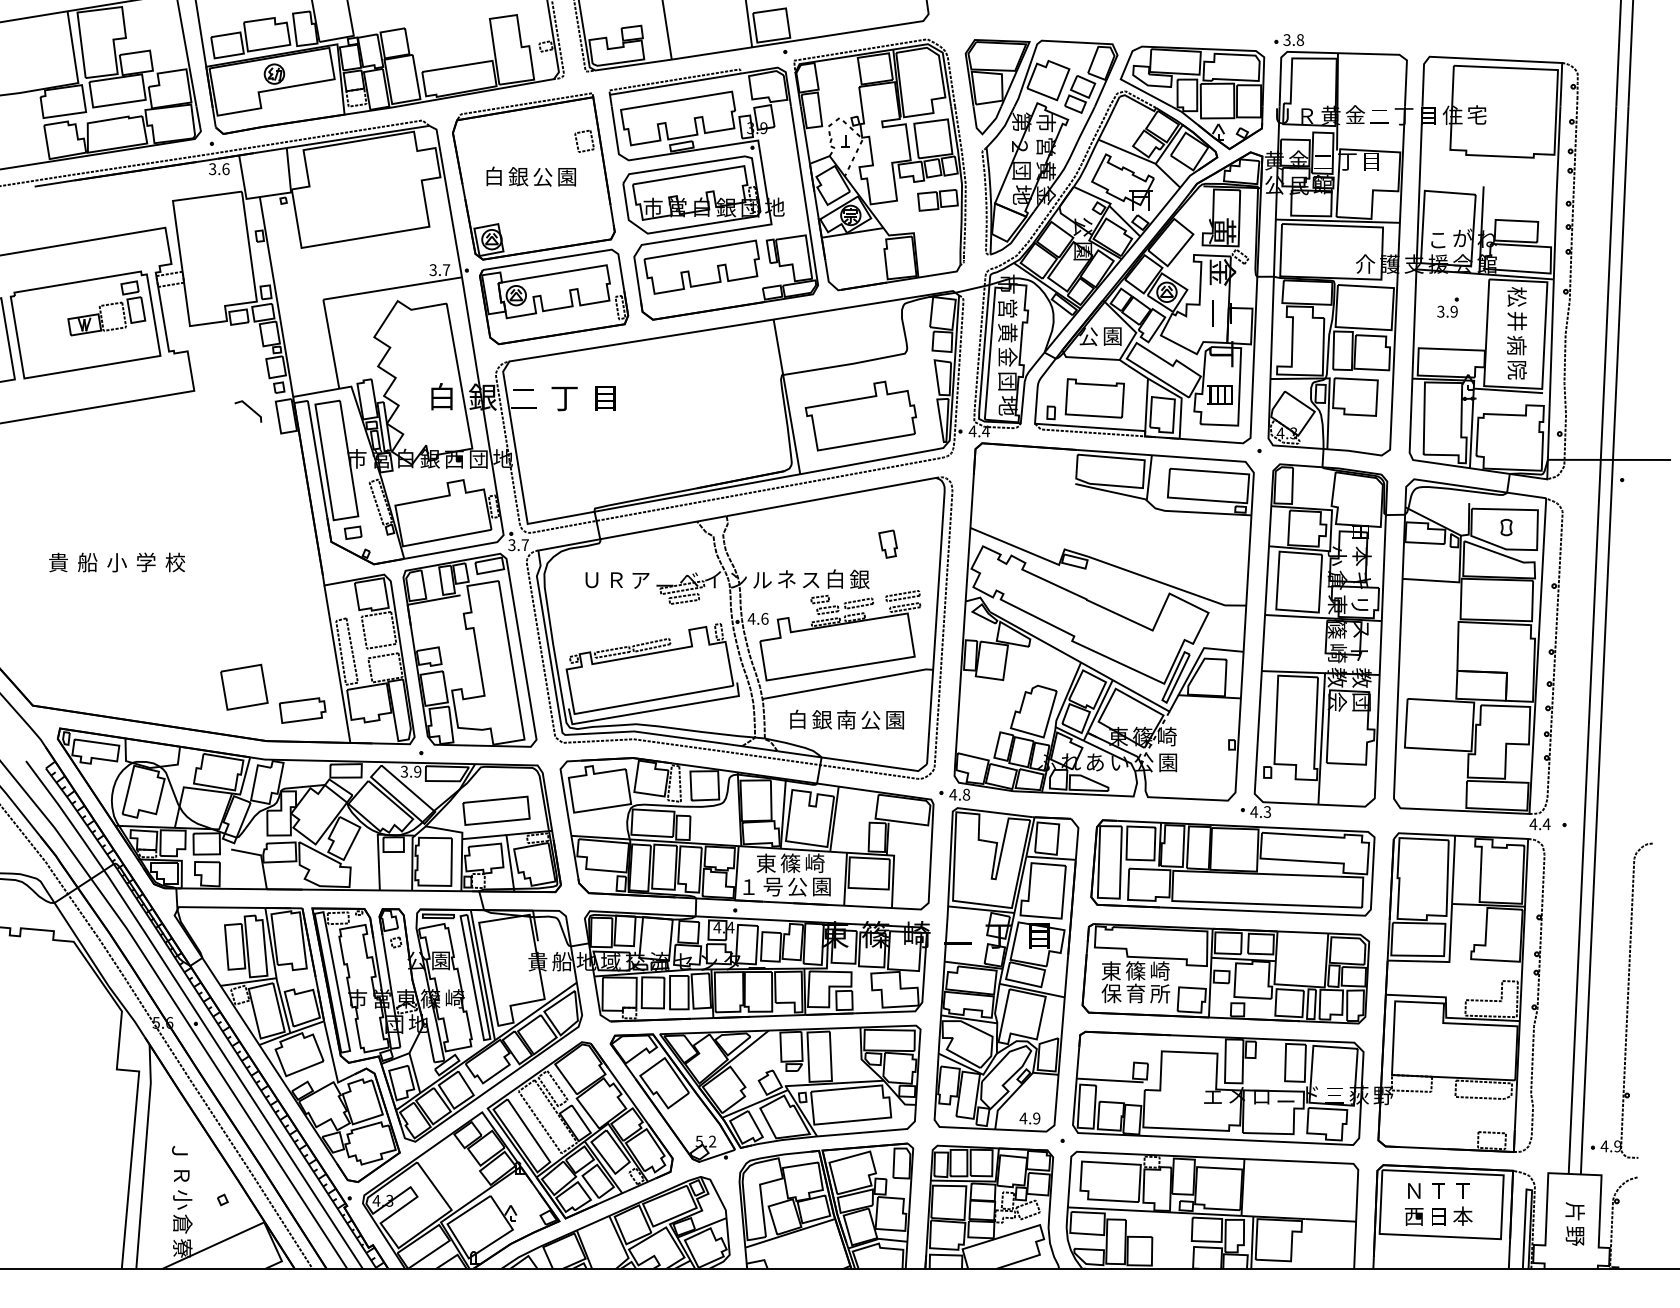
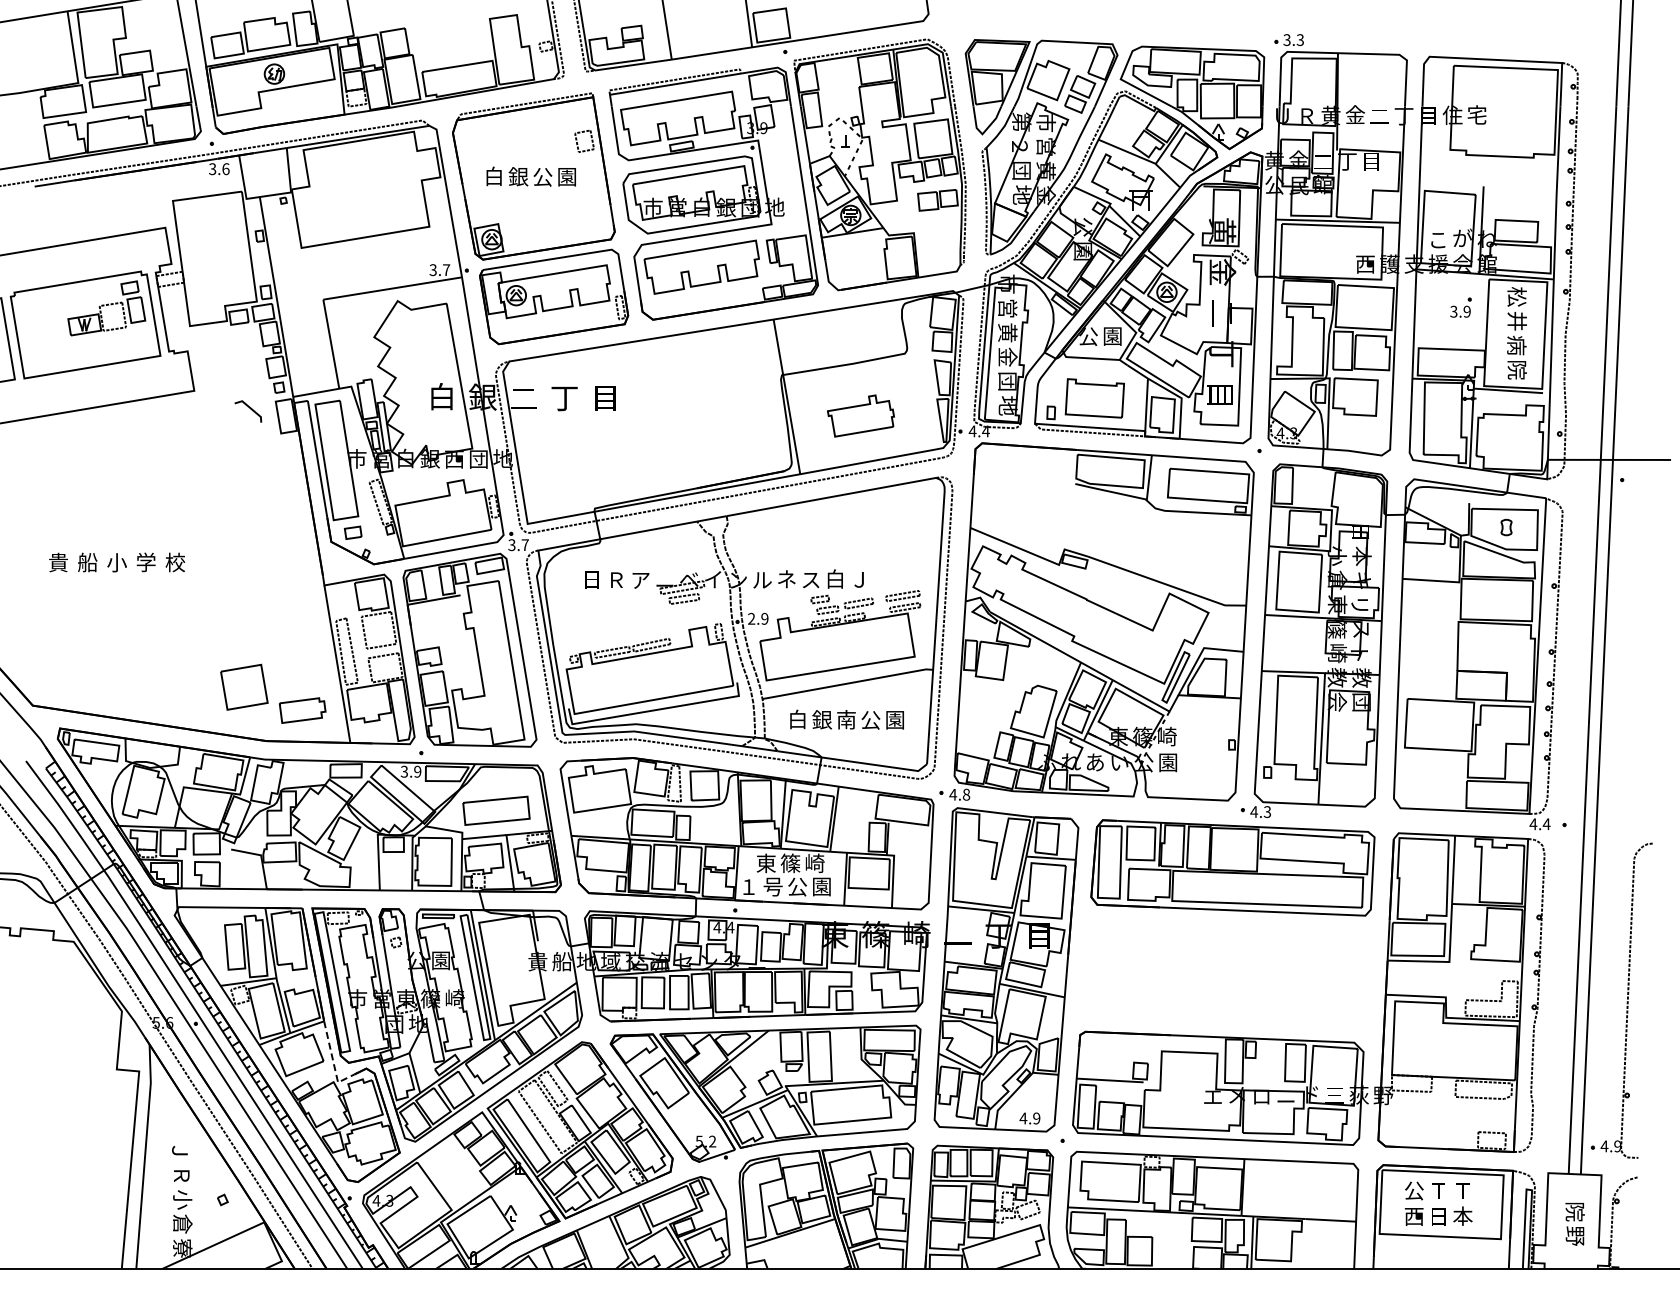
text: 3.8 -> 3.3 (1300, 39)
text: 介 -> 西 (1365, 263)
part position: (1447, 307) -> (1460, 307) (1460, 307)
part size: 114x72 px -> 68x44 px (860, 415)
part: present -> none (887, 543)
text: Ｕ -> 日 (591, 579)
text: 銀 -> Ｊ (859, 579)
text: 4.6 -> 2.9 (757, 618)
part: present -> none (1225, 973)
line: solid -> dashed (333, 1062)
text: Ｎ -> 公 (1414, 1190)
text: 片 -> 院 (1574, 1211)
